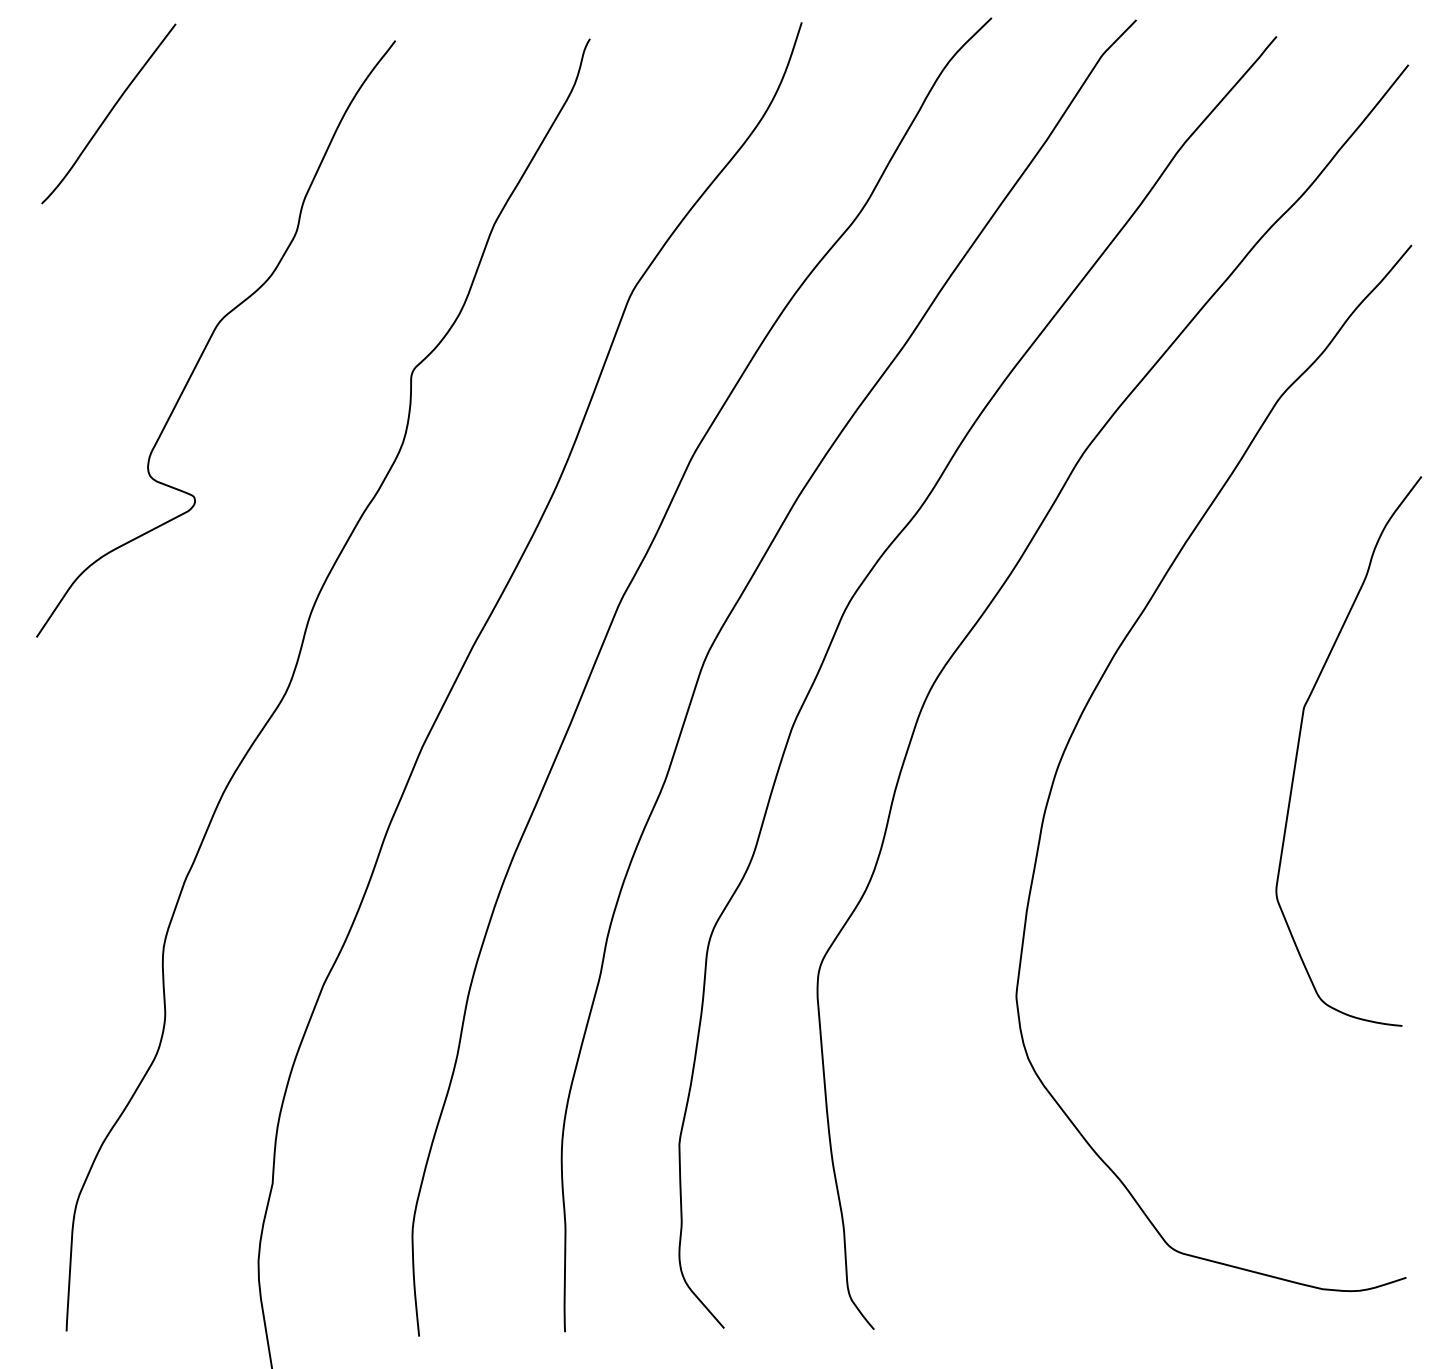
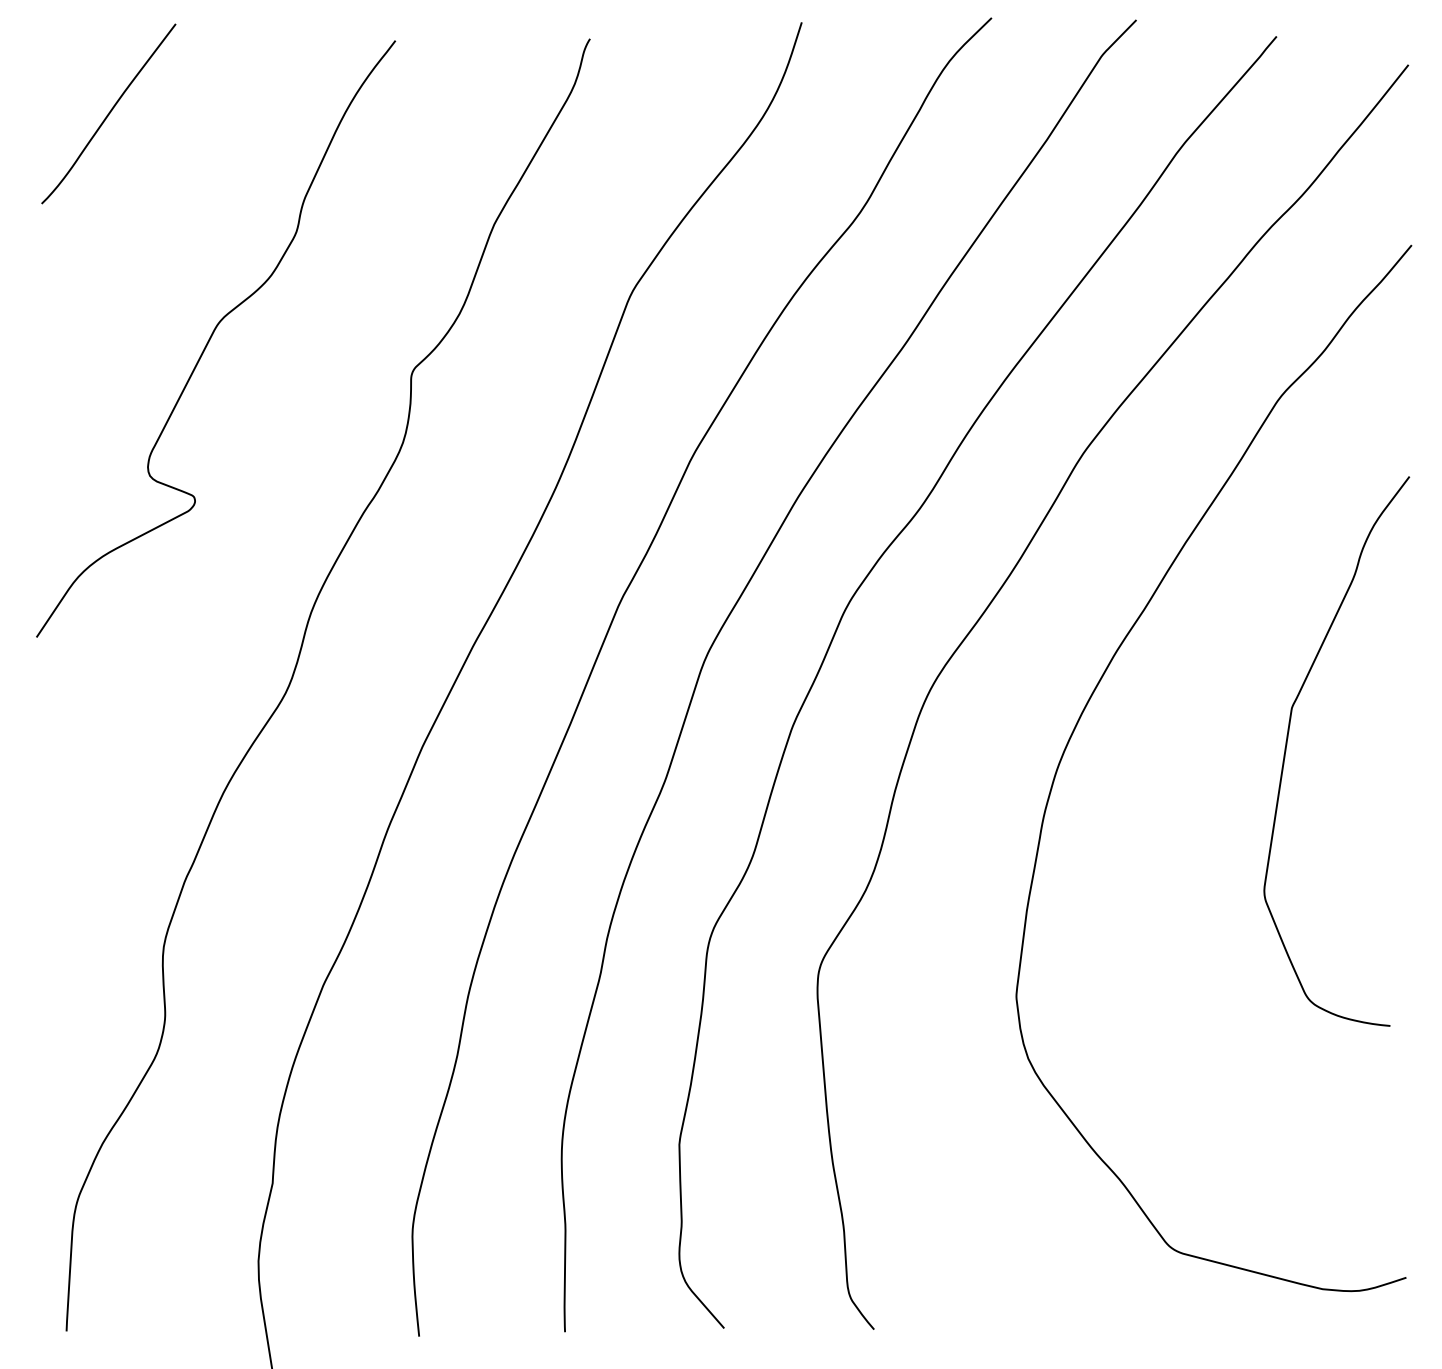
curve position: (1299, 745) -> (1287, 745) (1287, 745)
